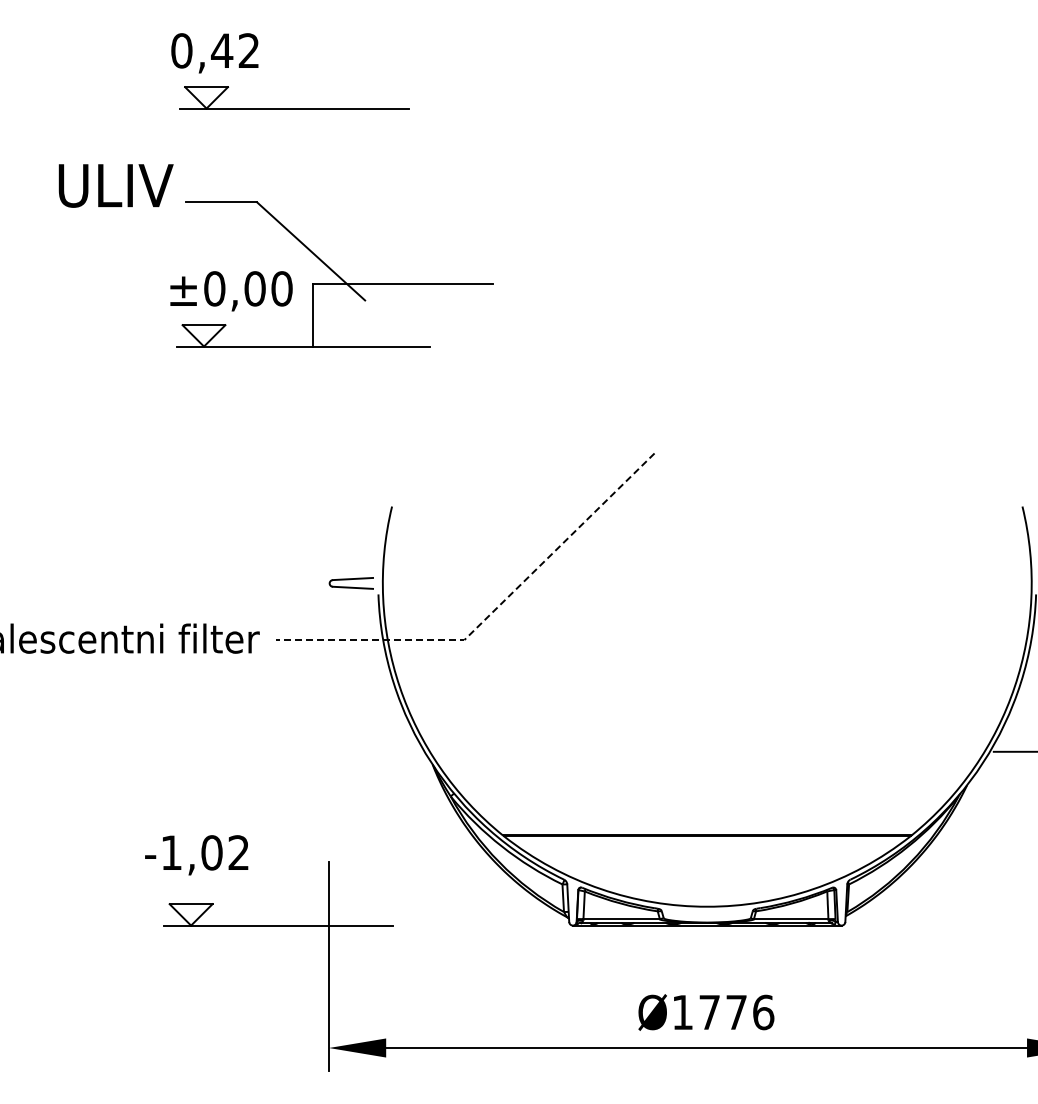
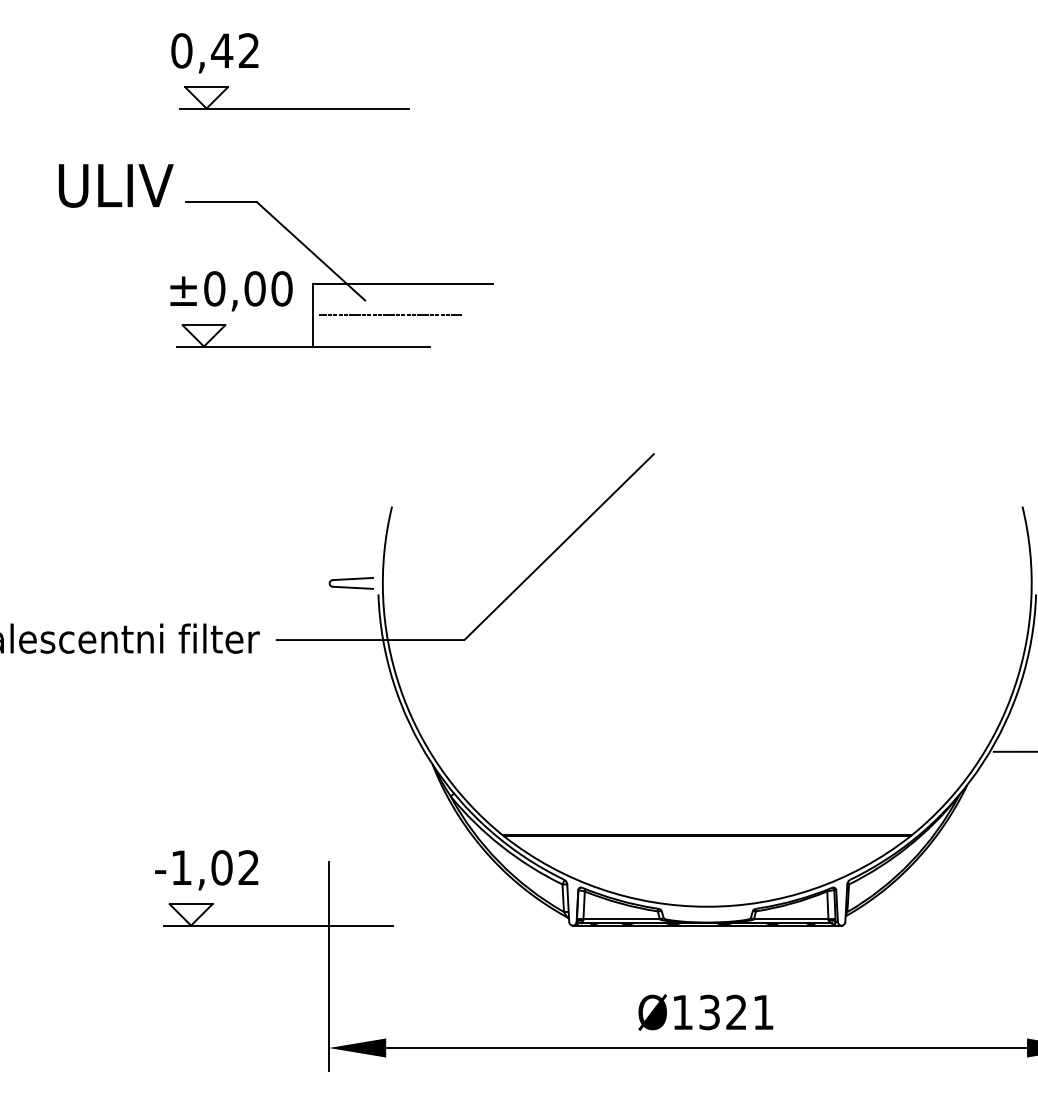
line: none -> present (390, 315)
line: dashed -> solid (491, 613)
text position: (196, 855) -> (206, 870) (206, 870)
text: Ø1776 -> Ø1321 (736, 1012)
